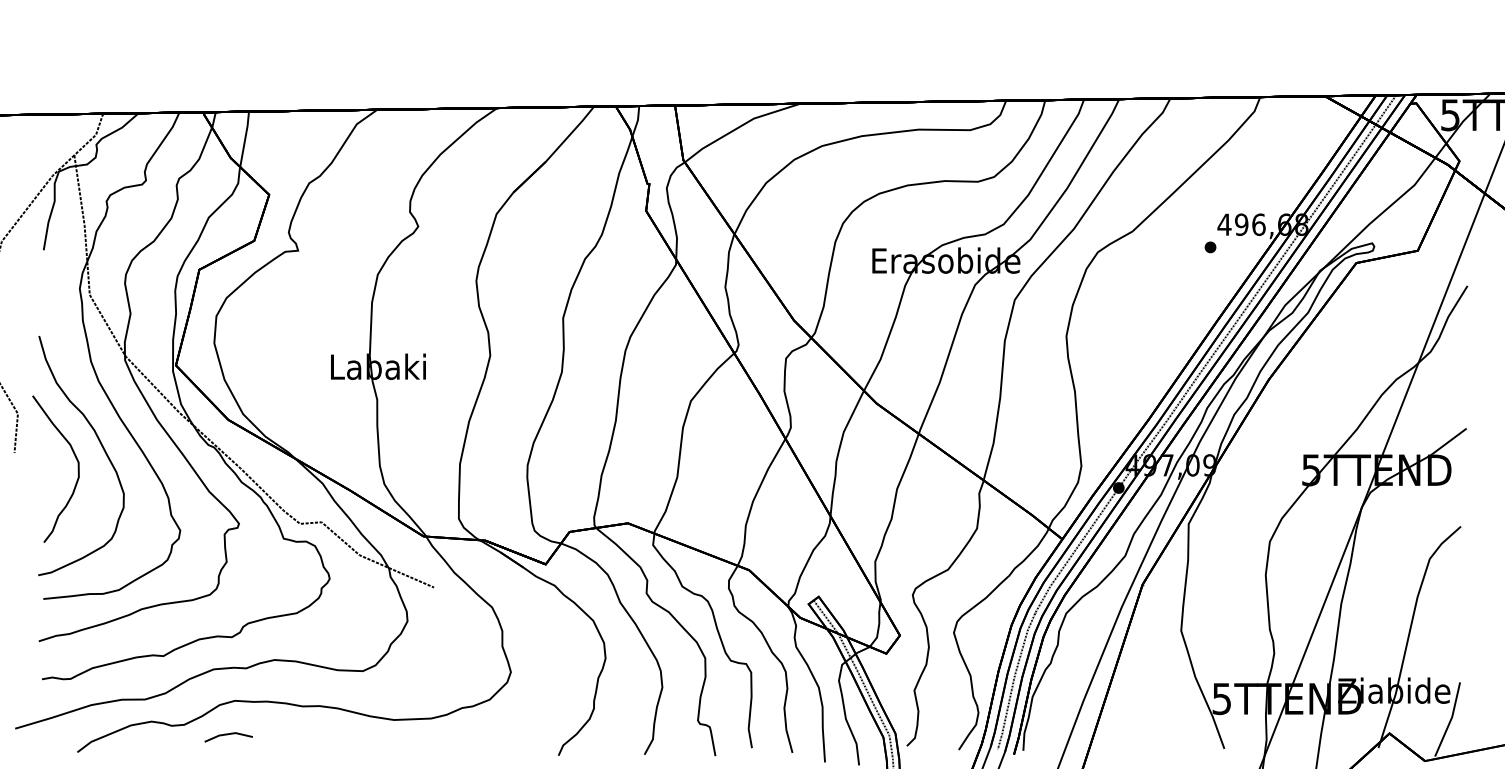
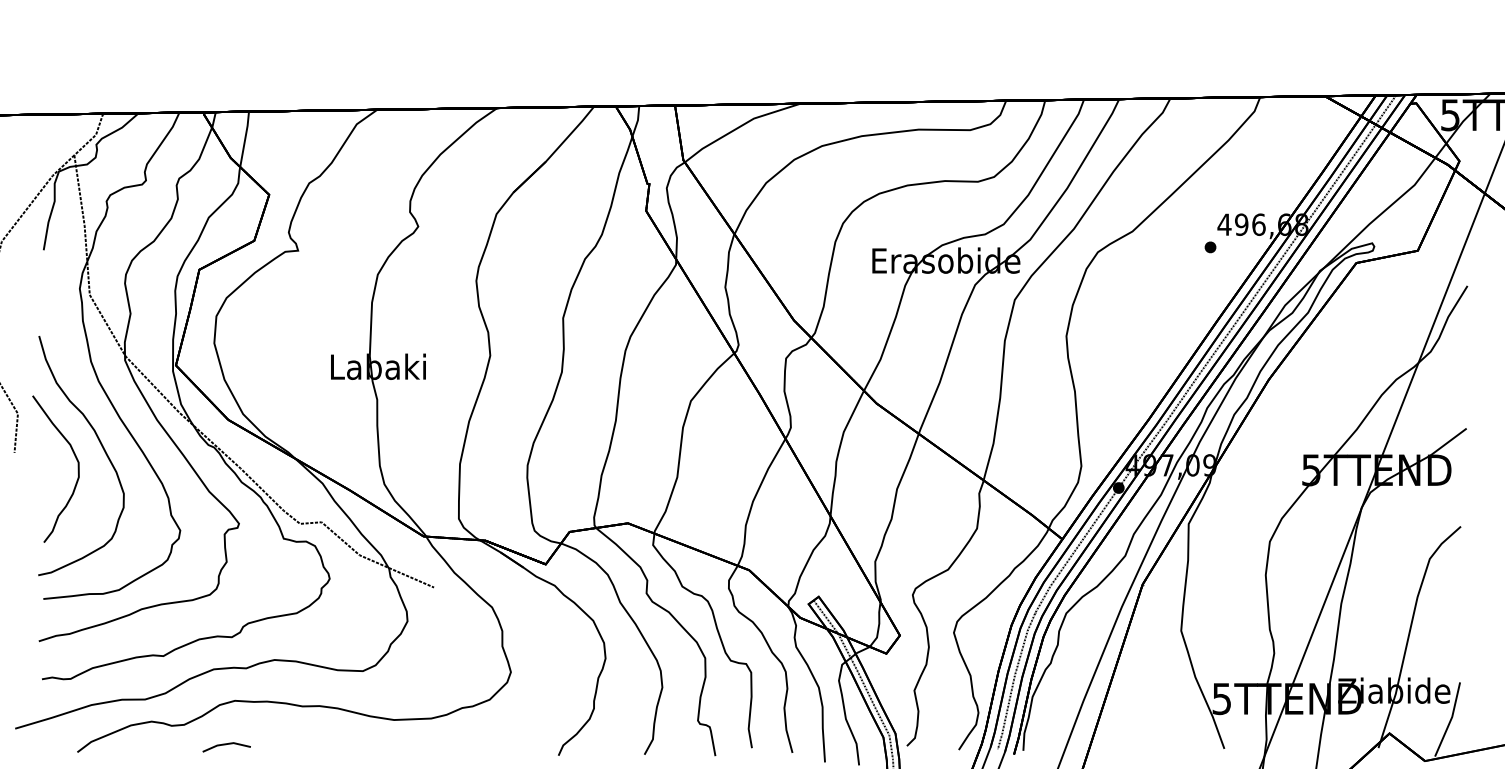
line position: (228, 735) -> (226, 745) (226, 745)
